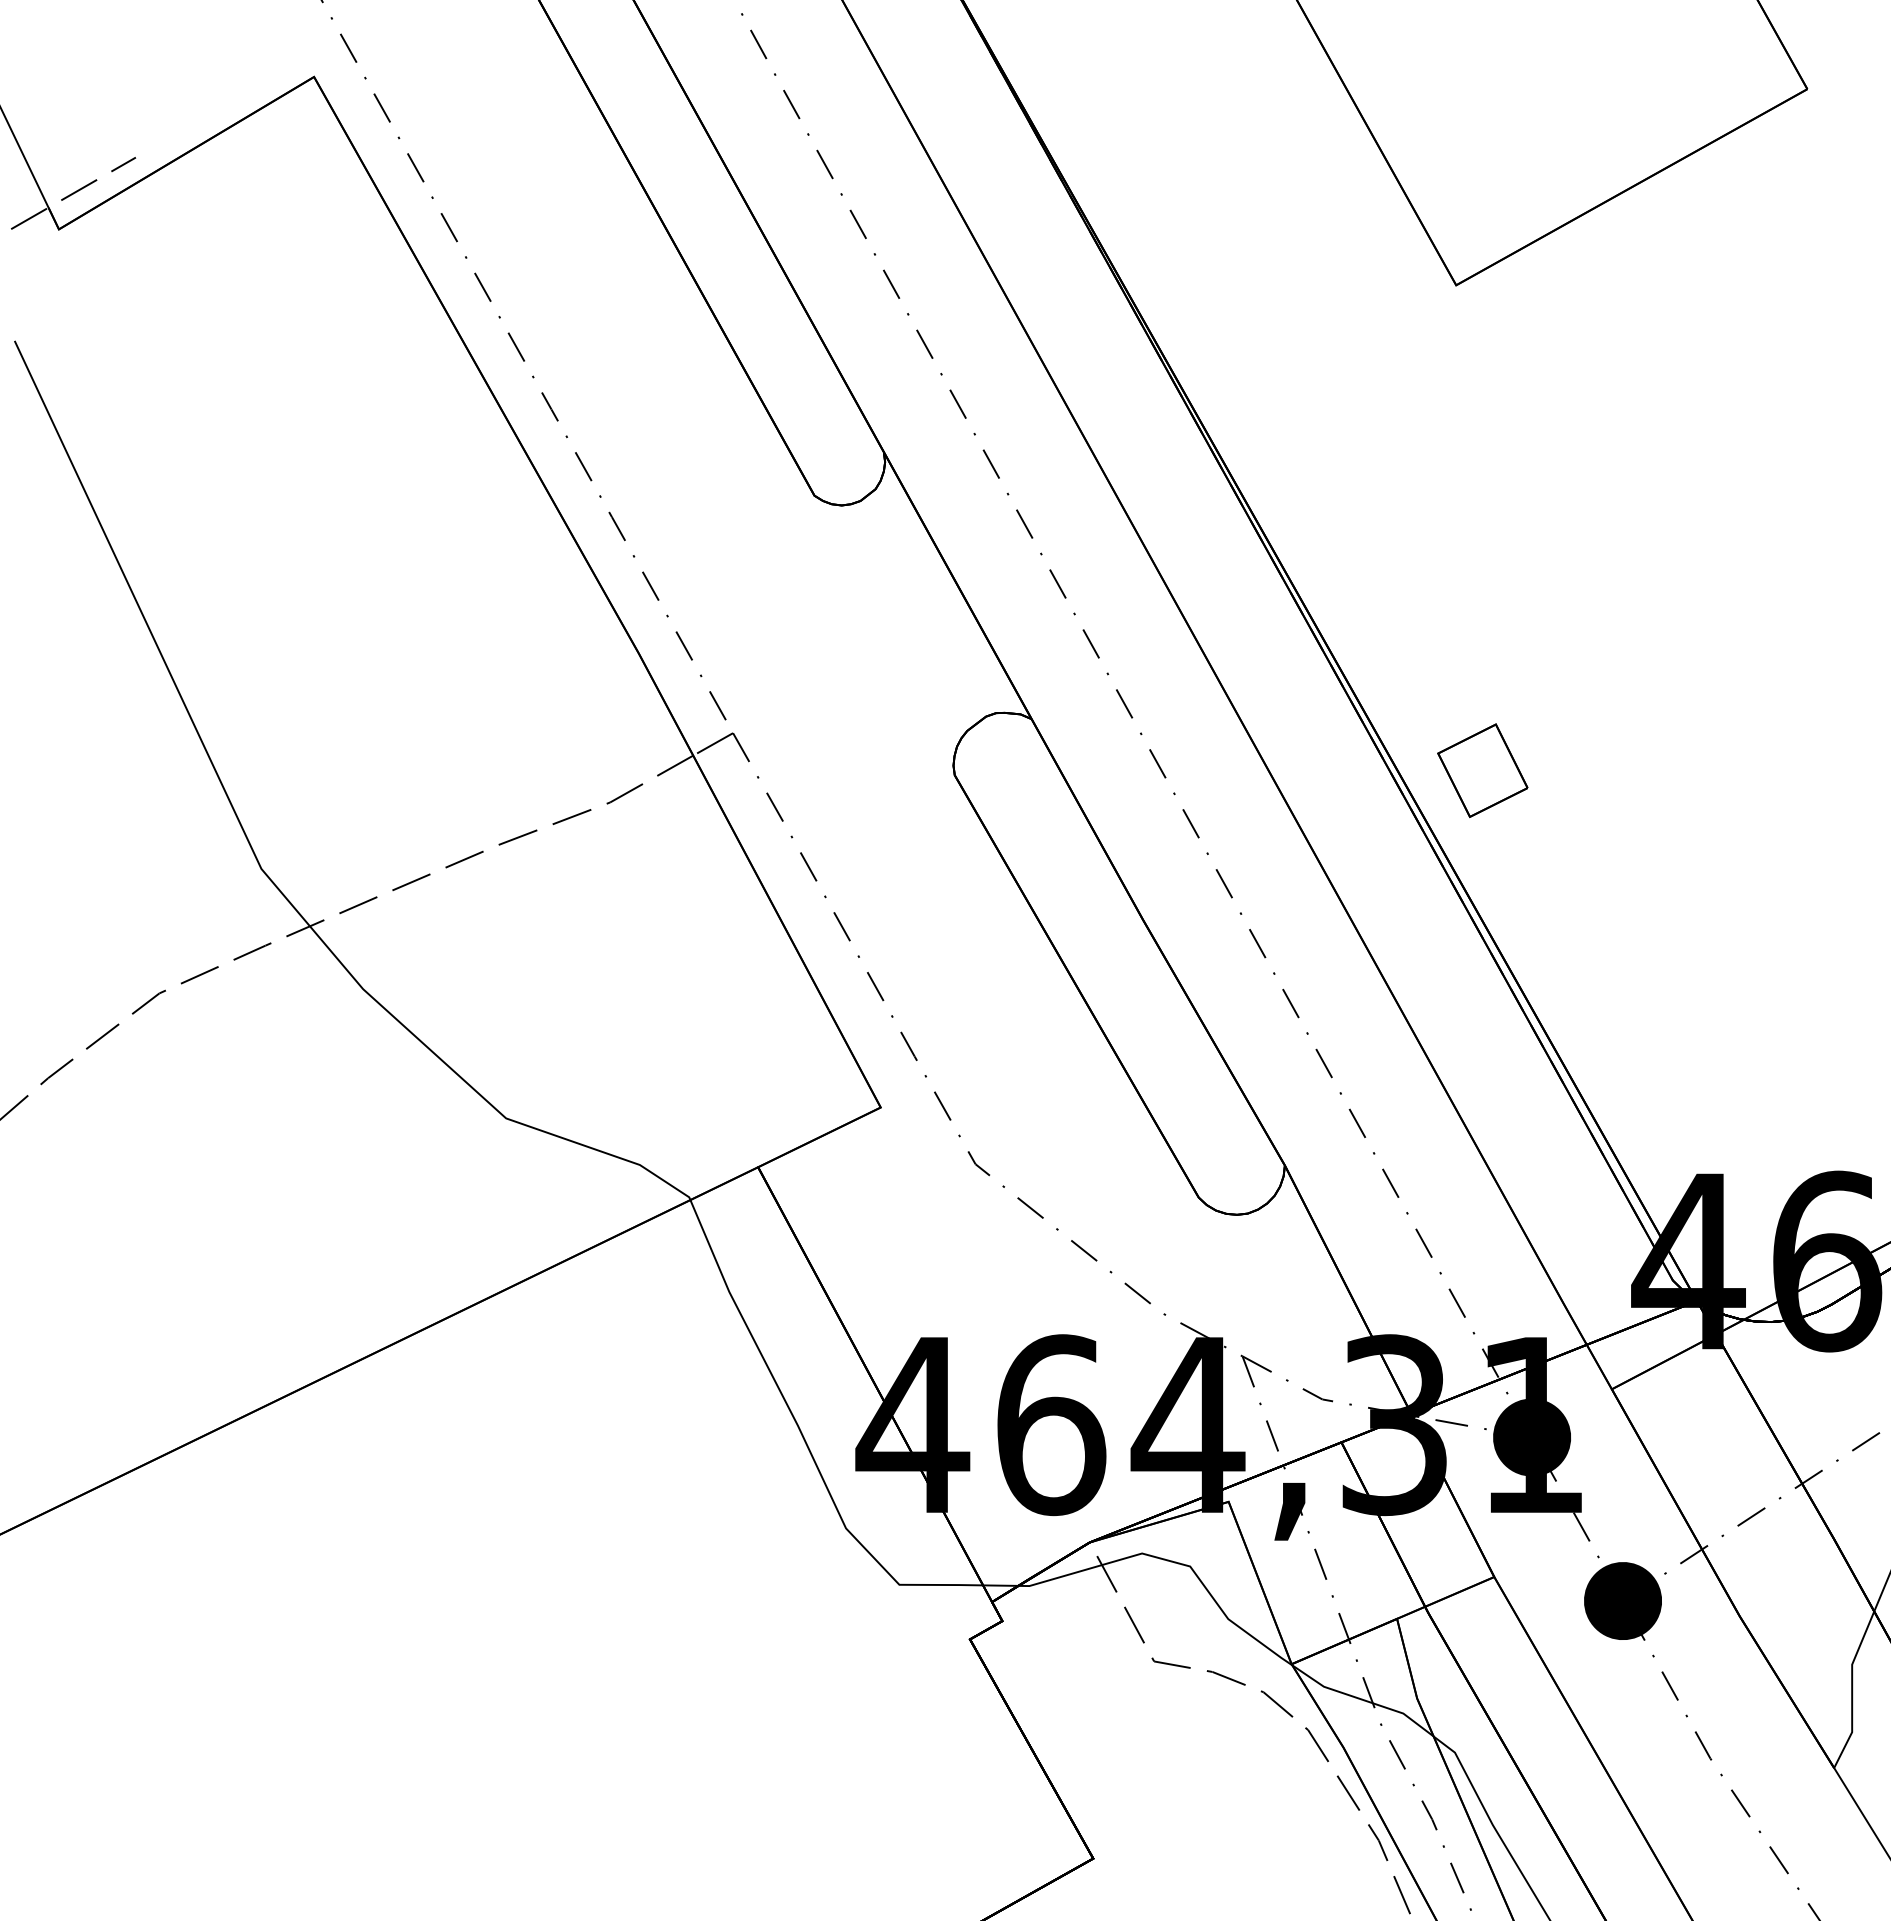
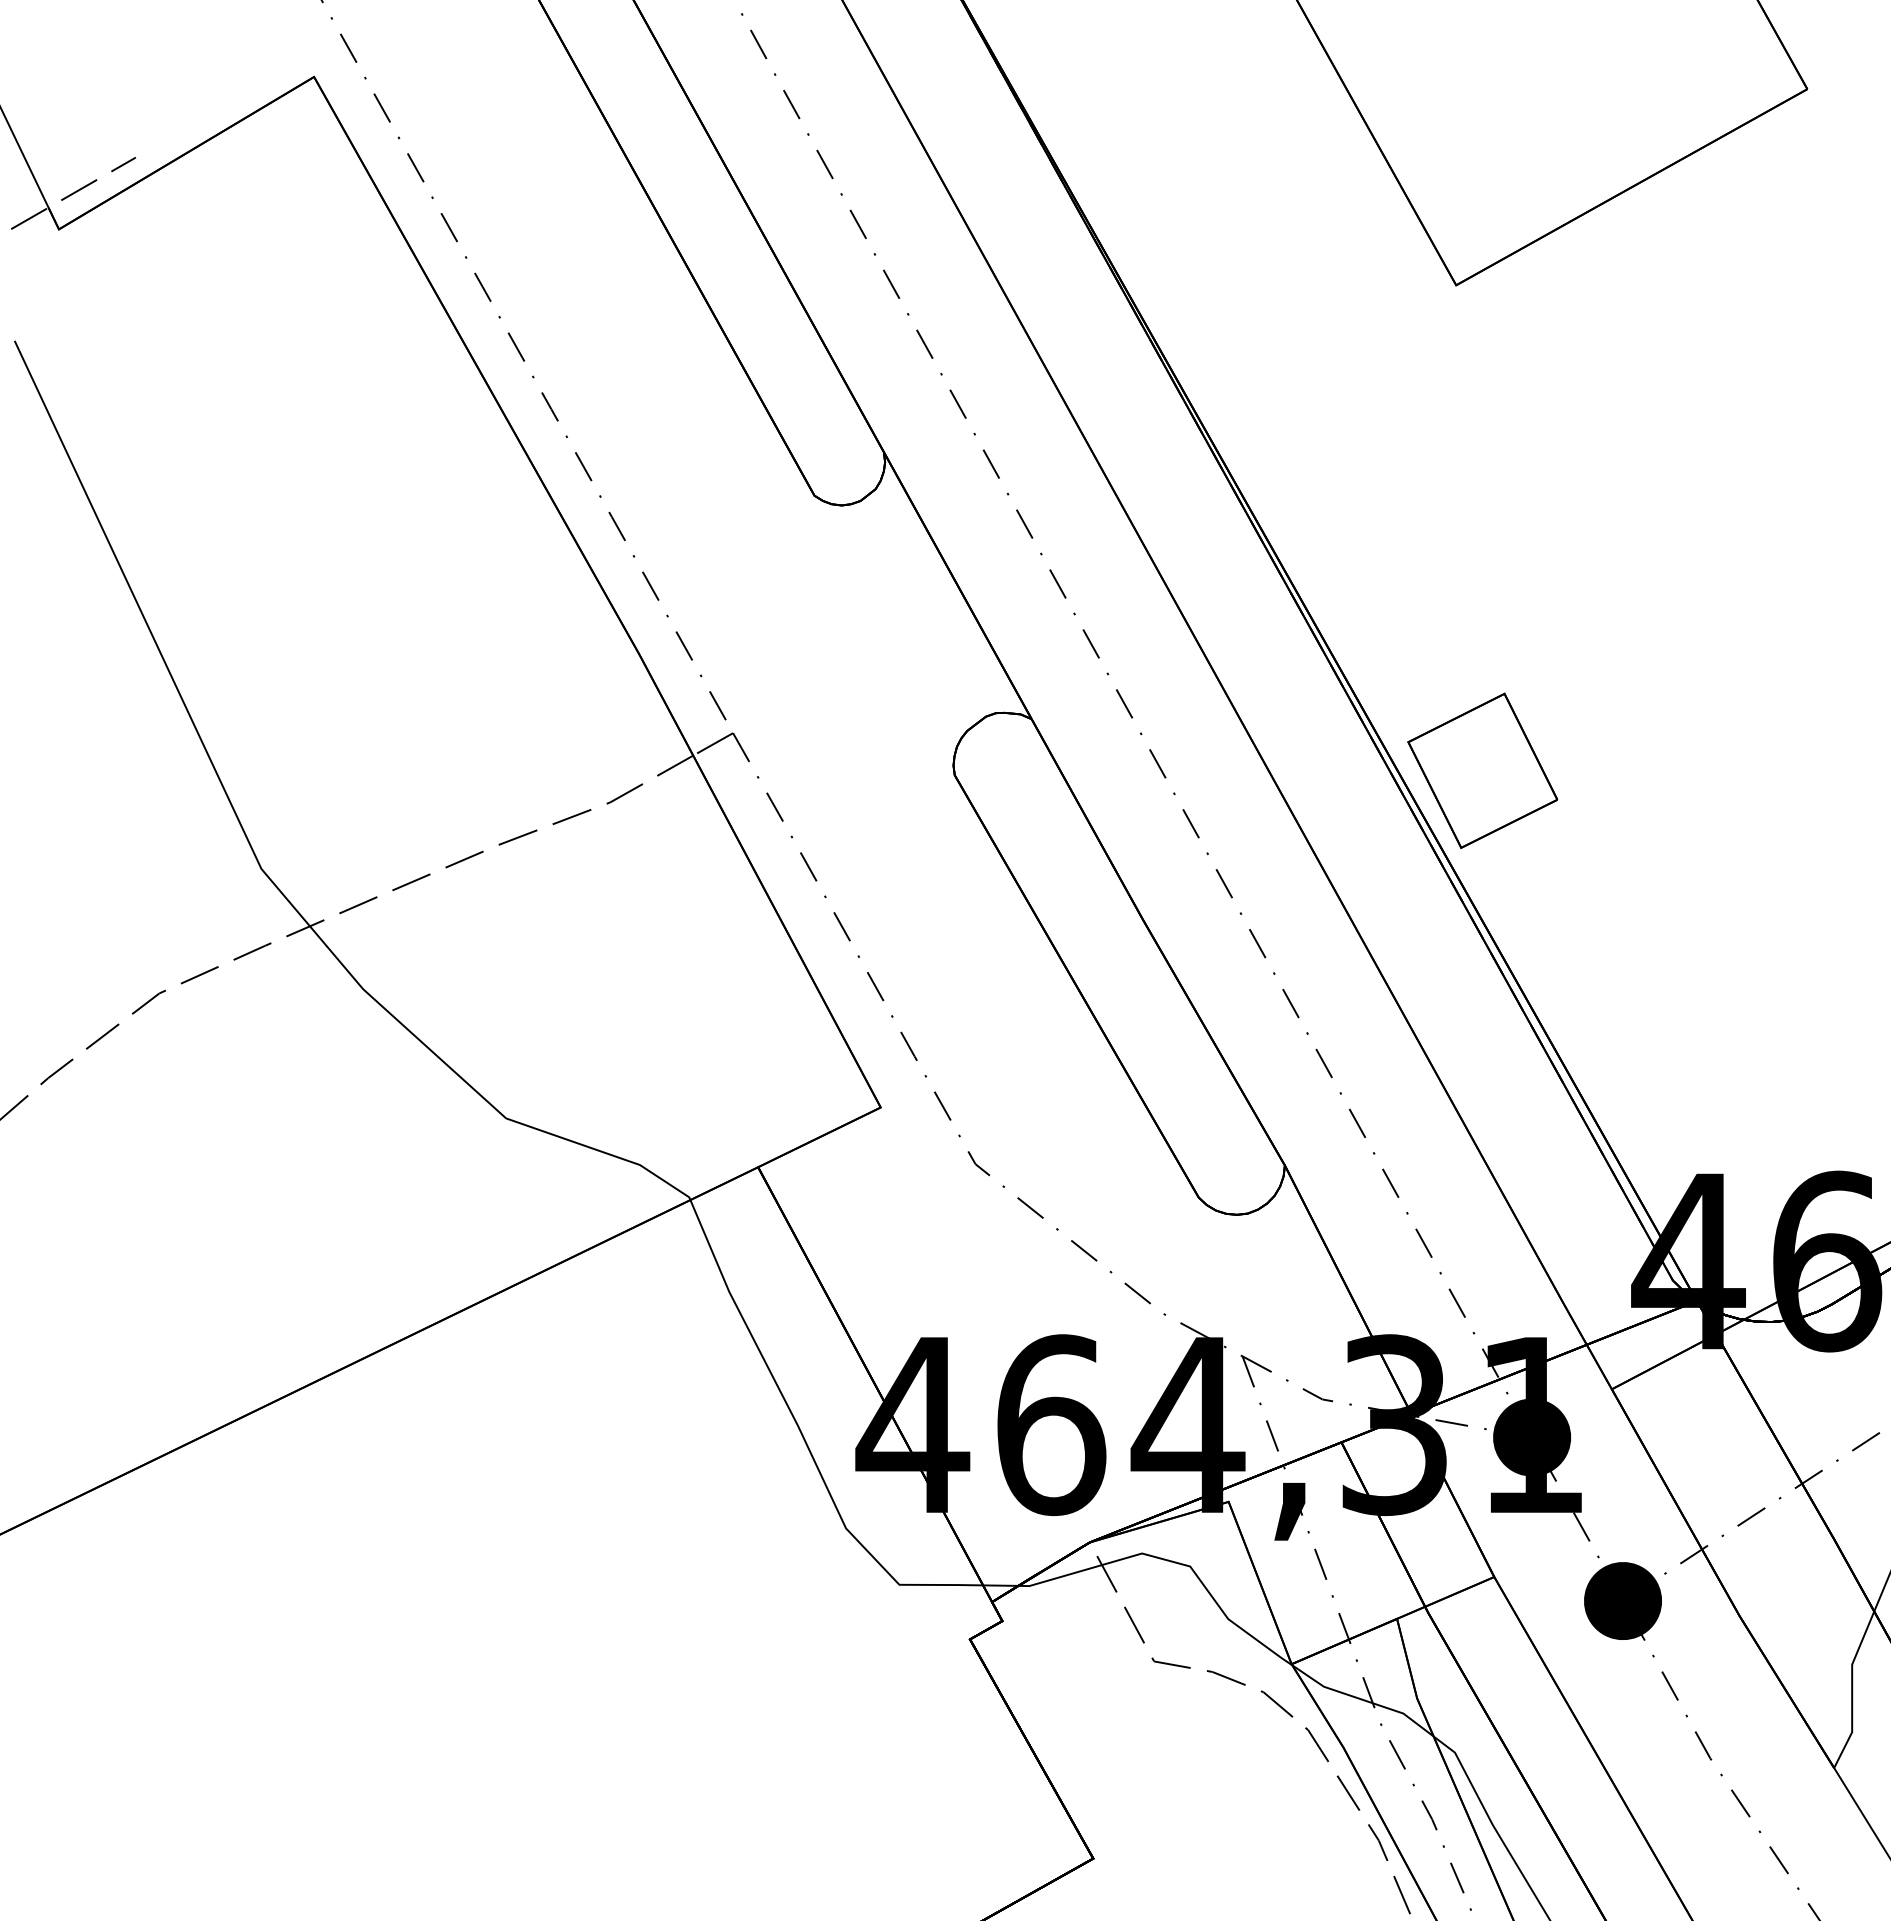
part size: 92x96 px -> 152x157 px (1482, 770)
